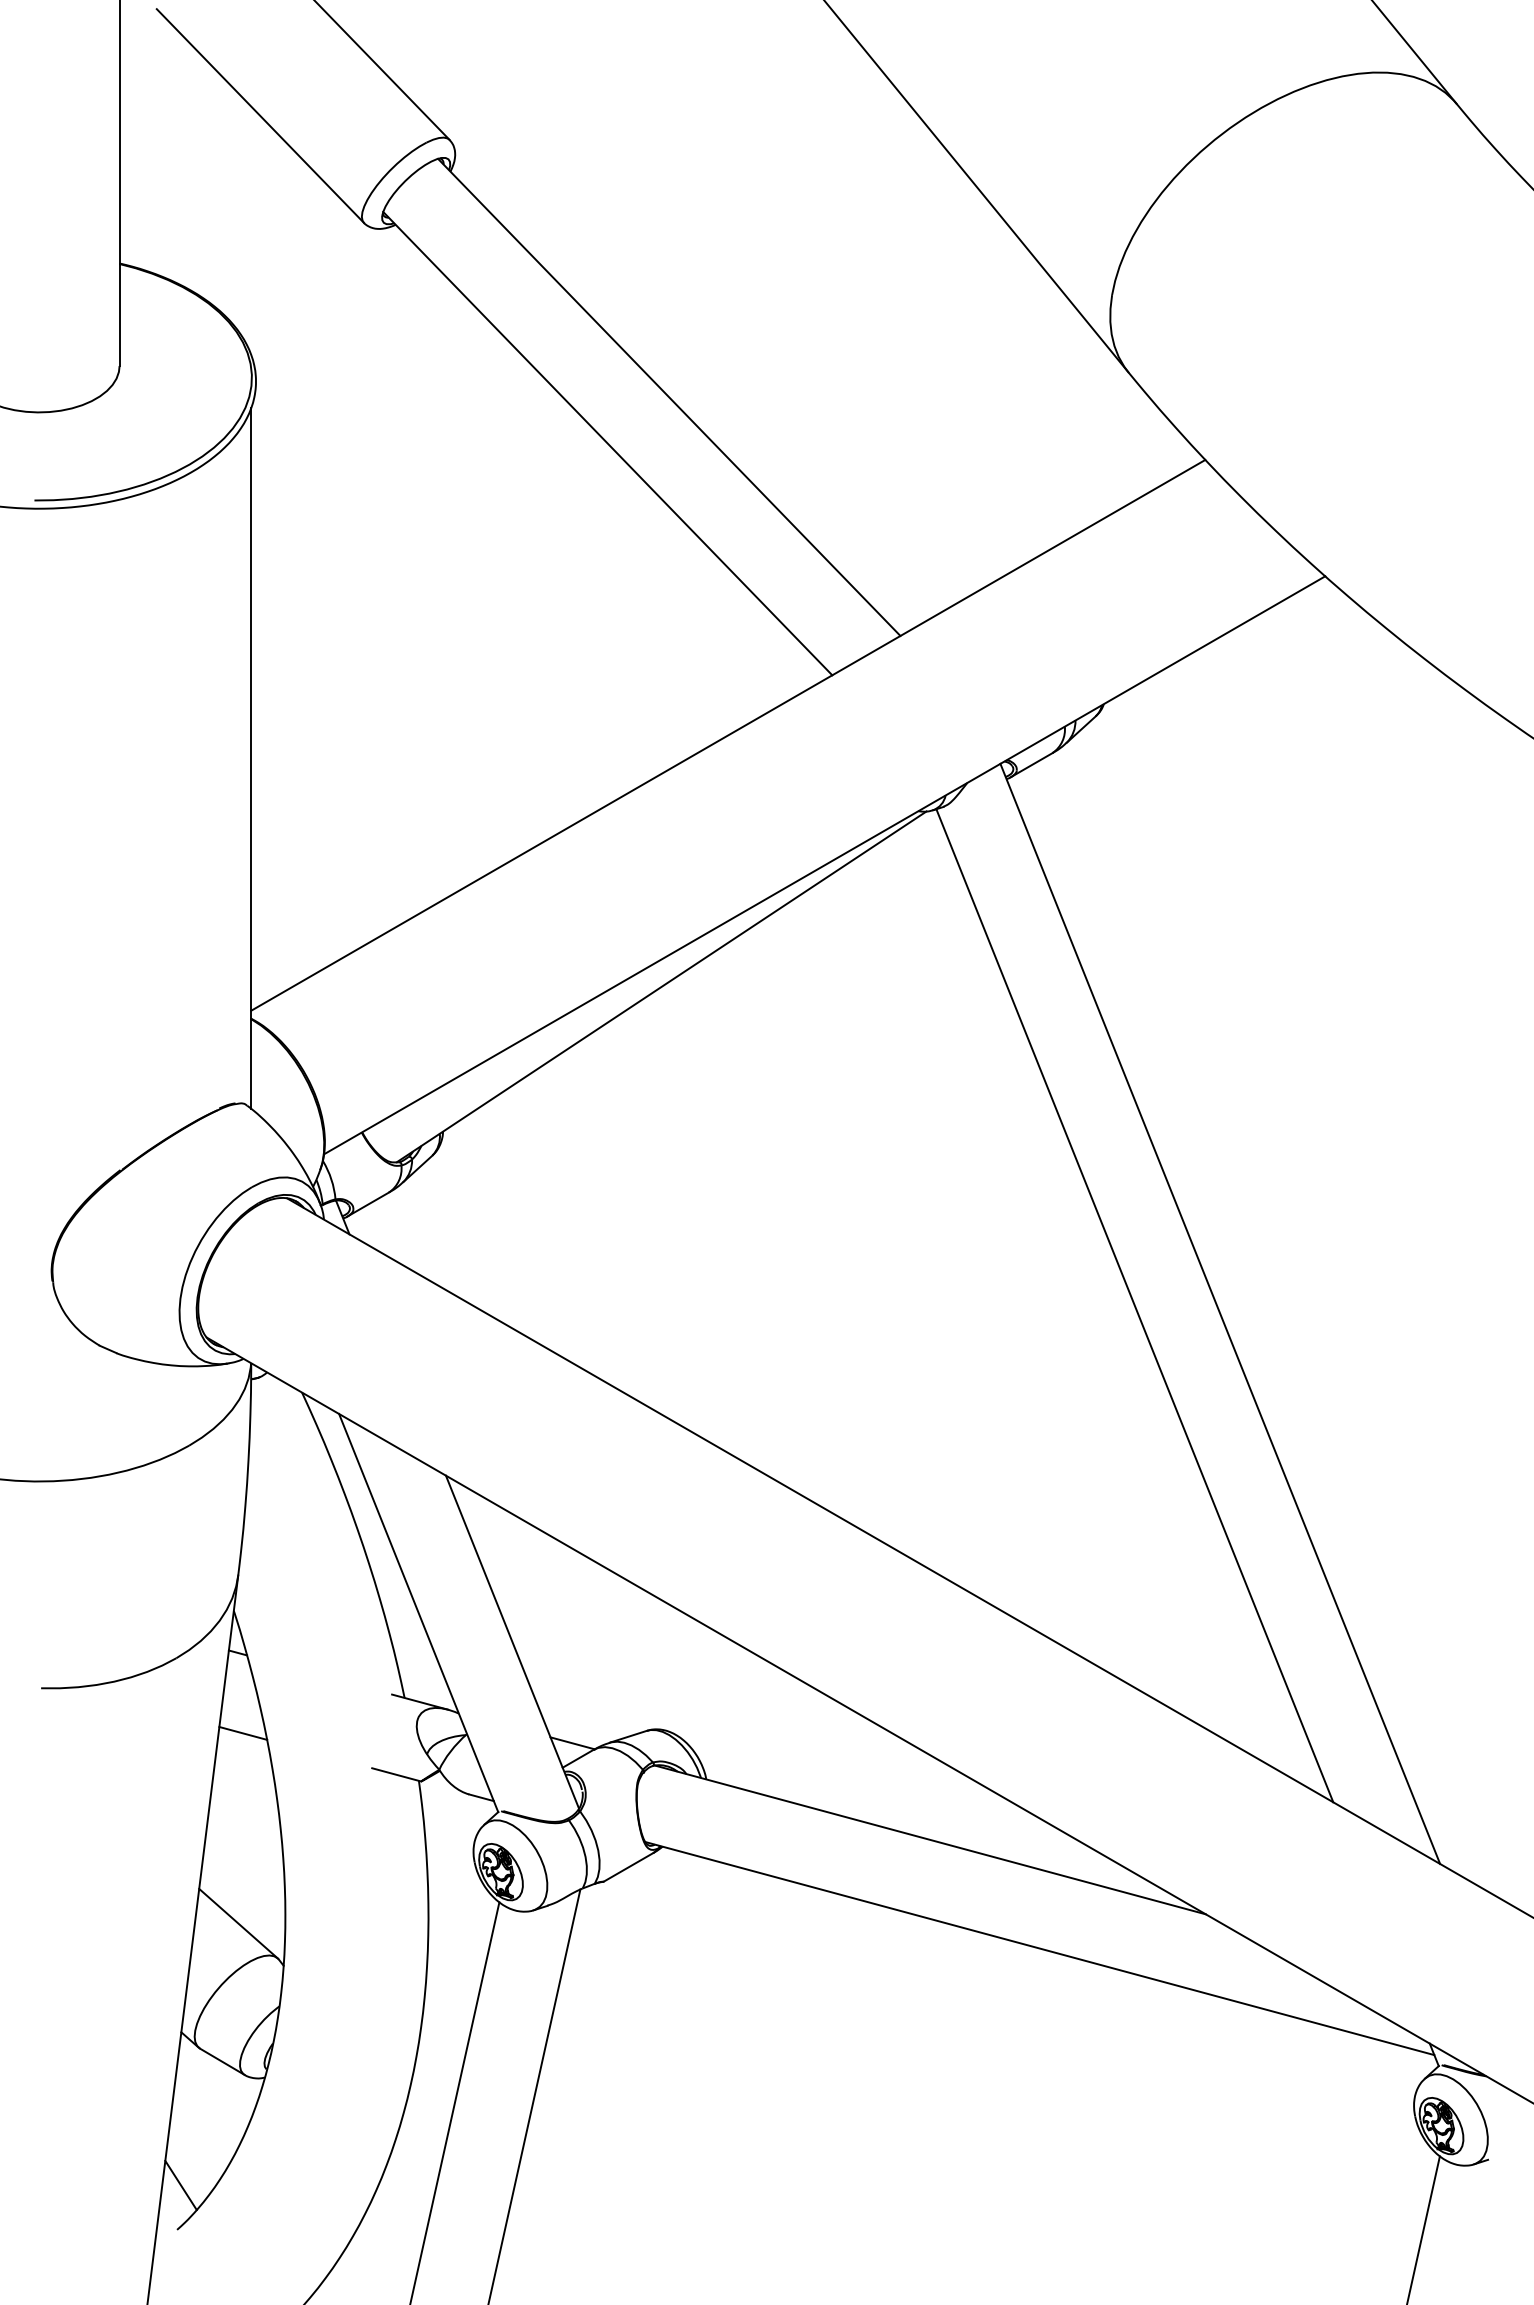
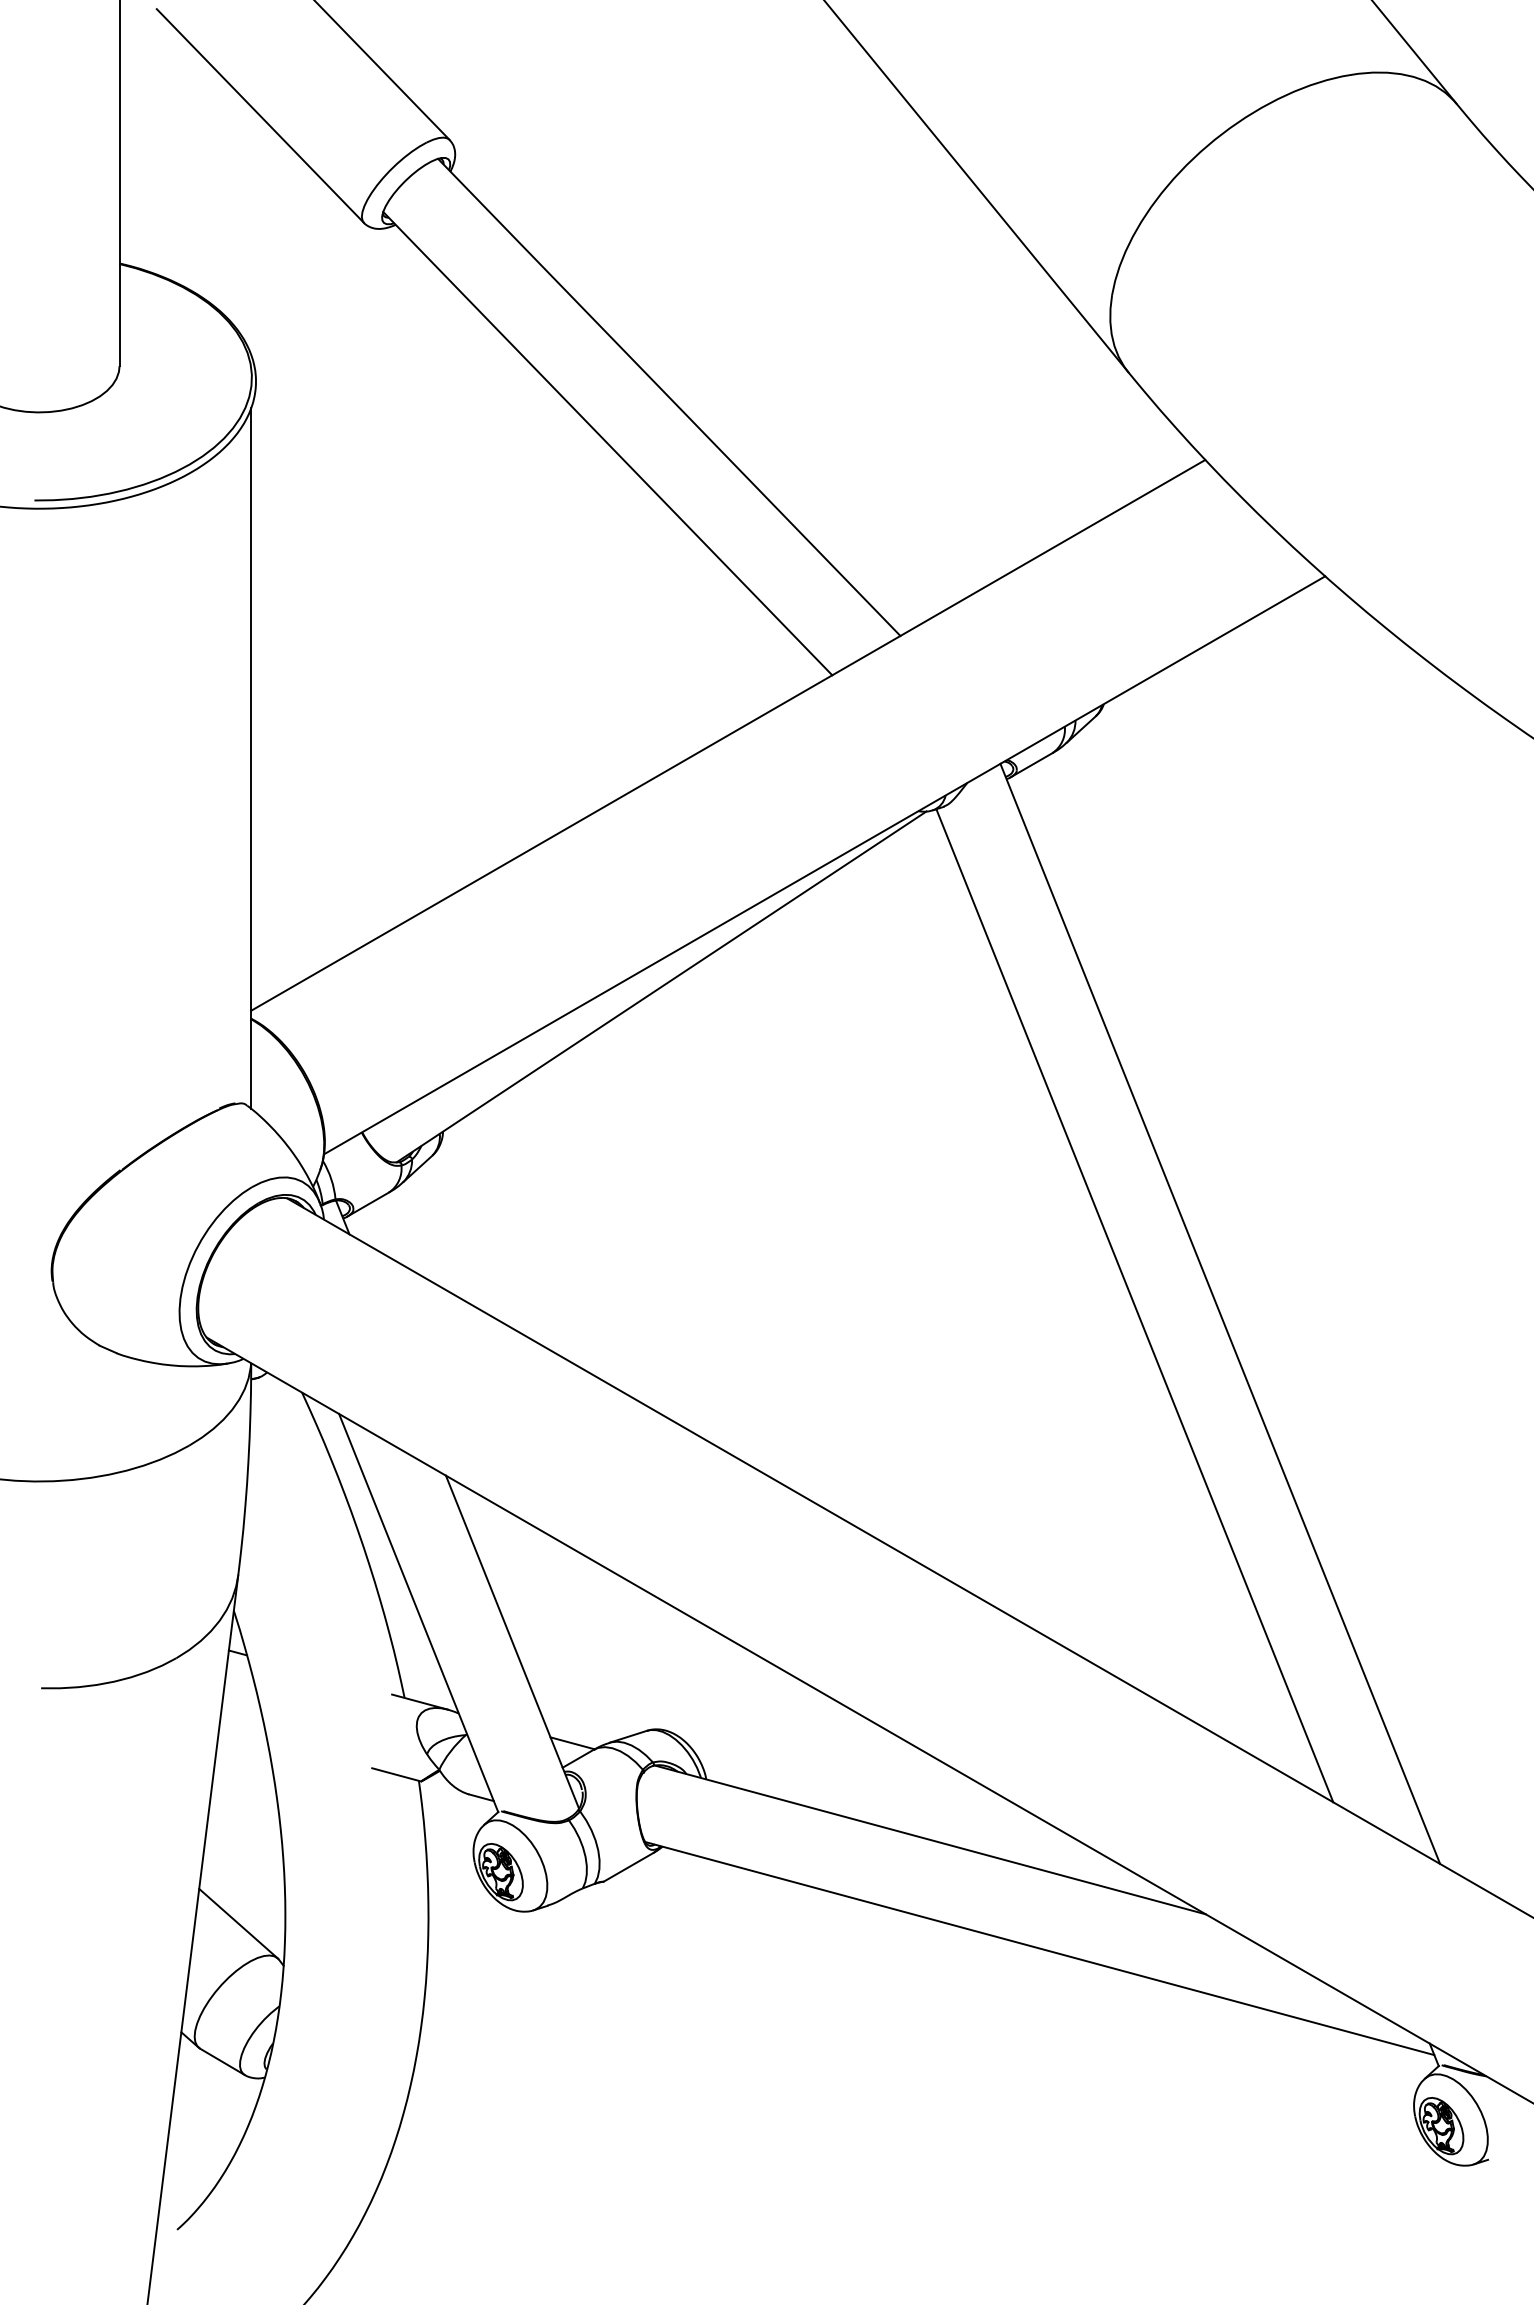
line: present -> none (243, 1732)
line: present -> none (534, 2095)
line: present -> none (454, 2101)
line: present -> none (180, 2185)
line: present -> none (1423, 2228)
